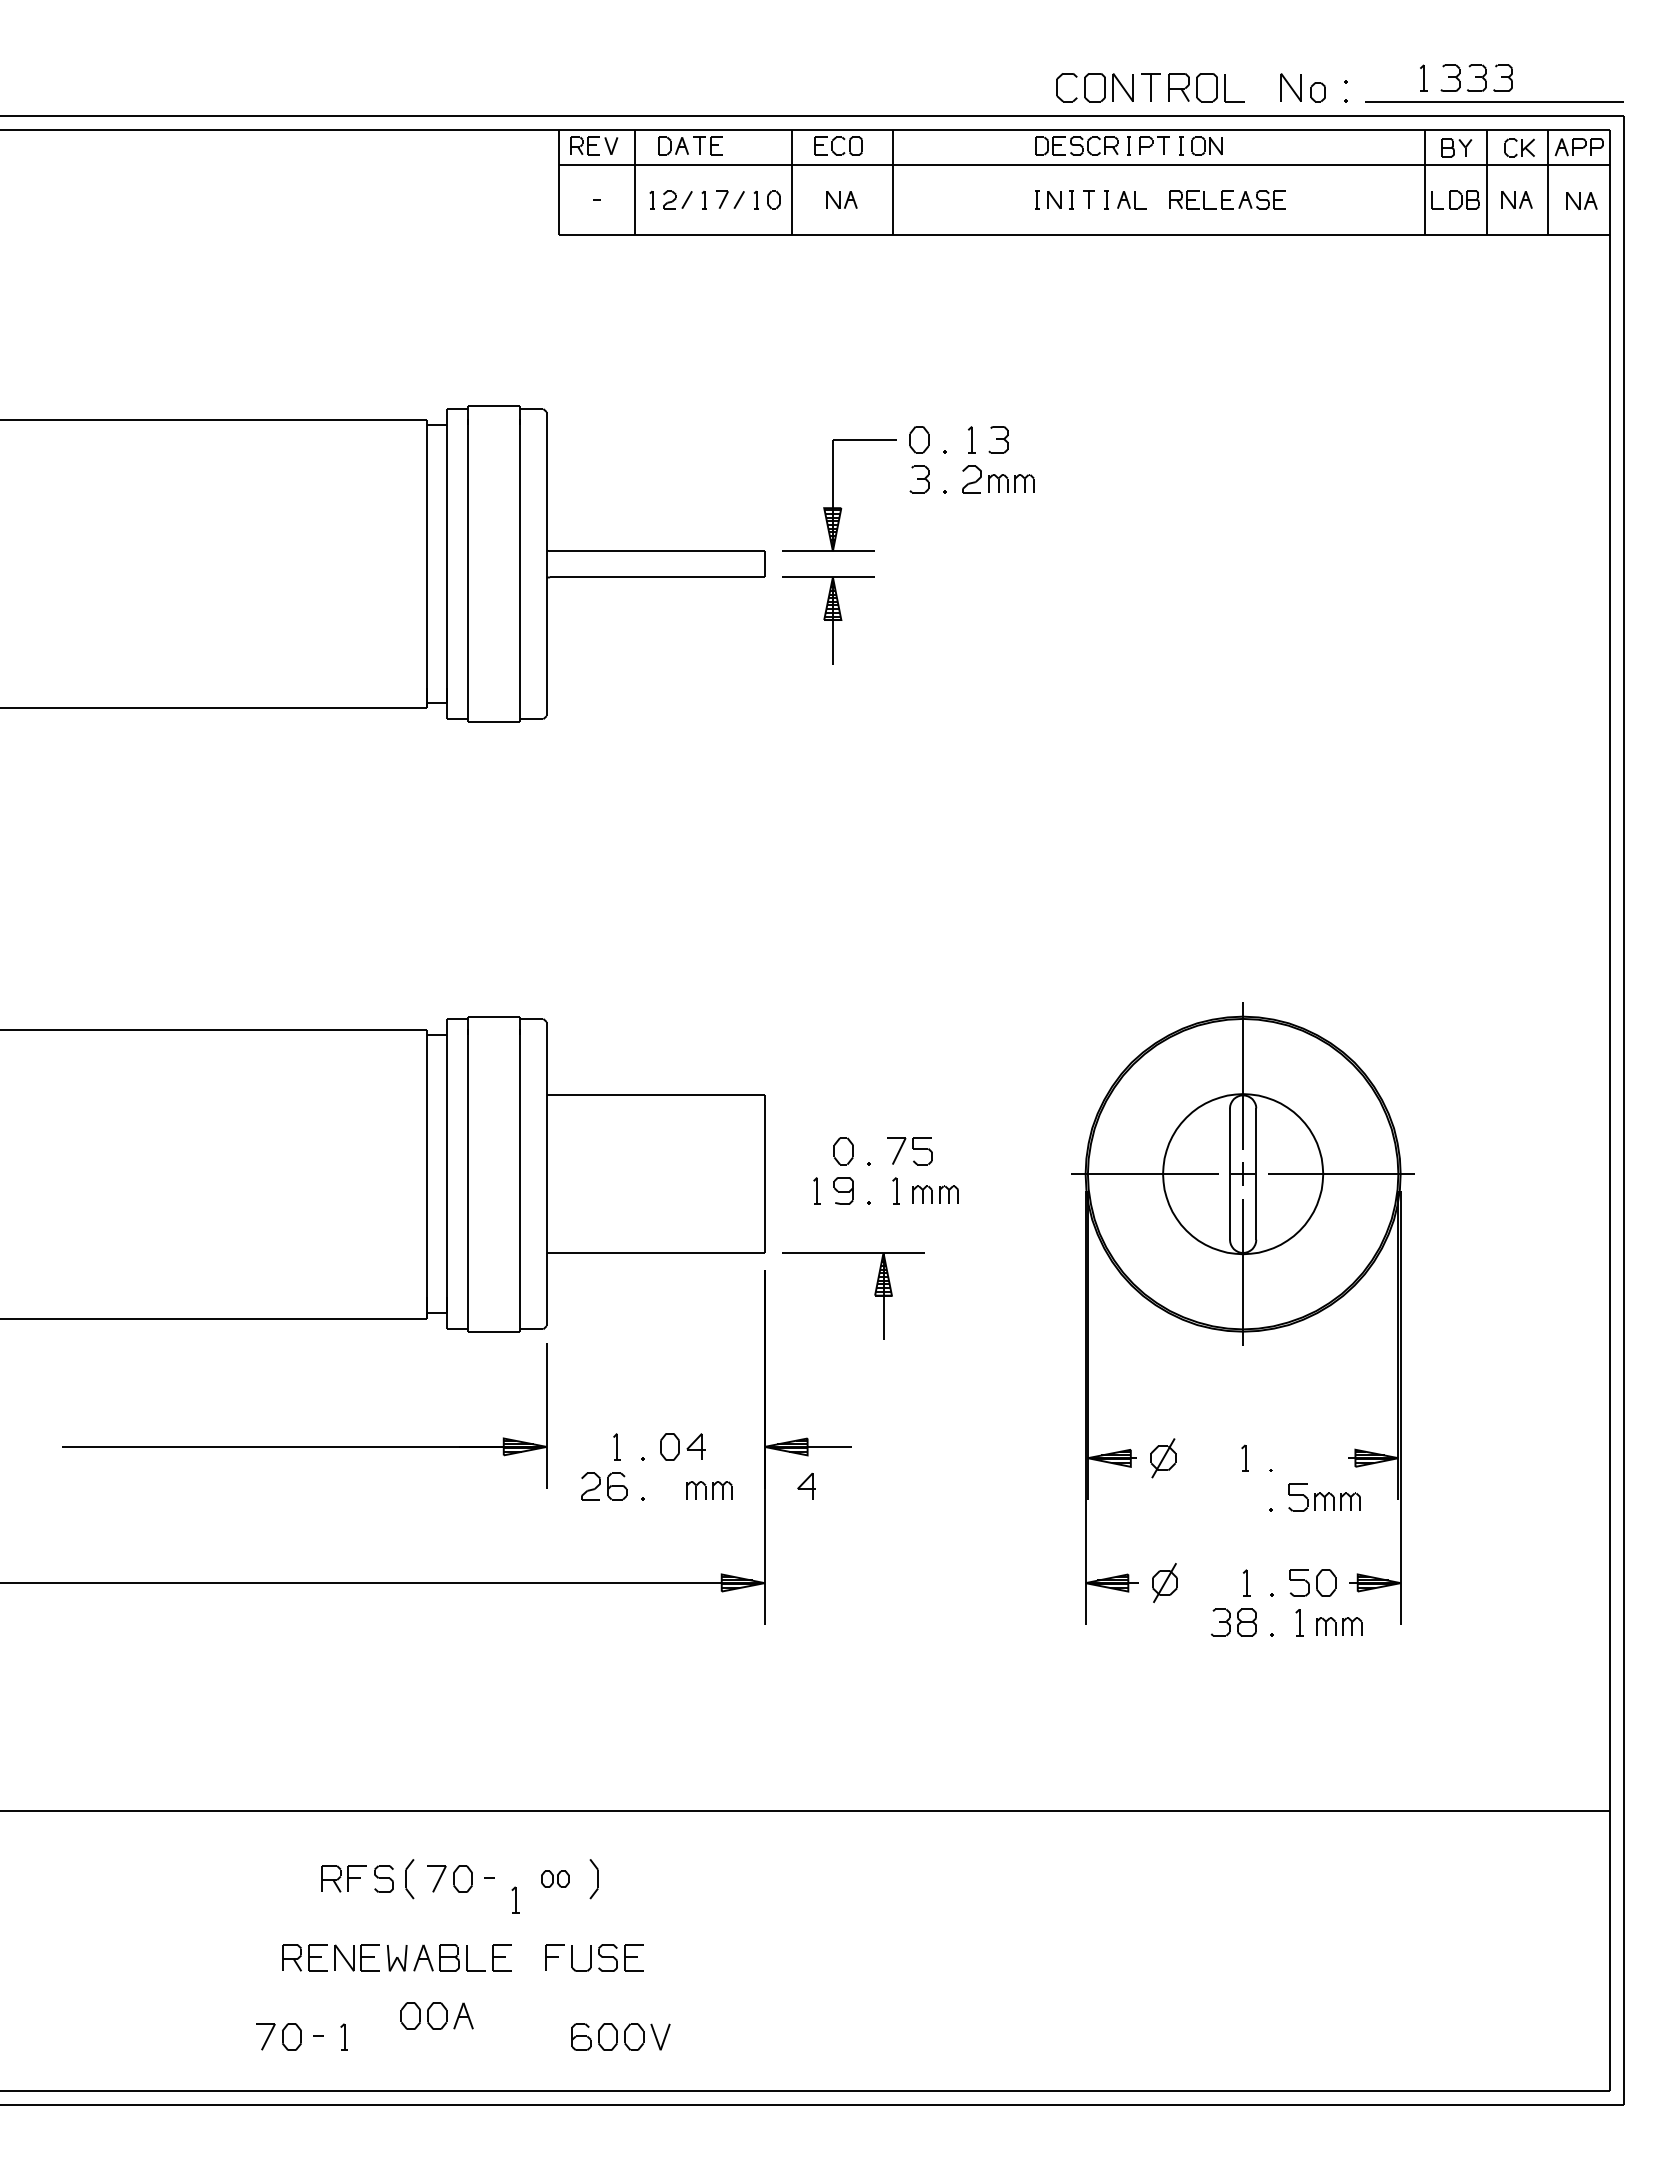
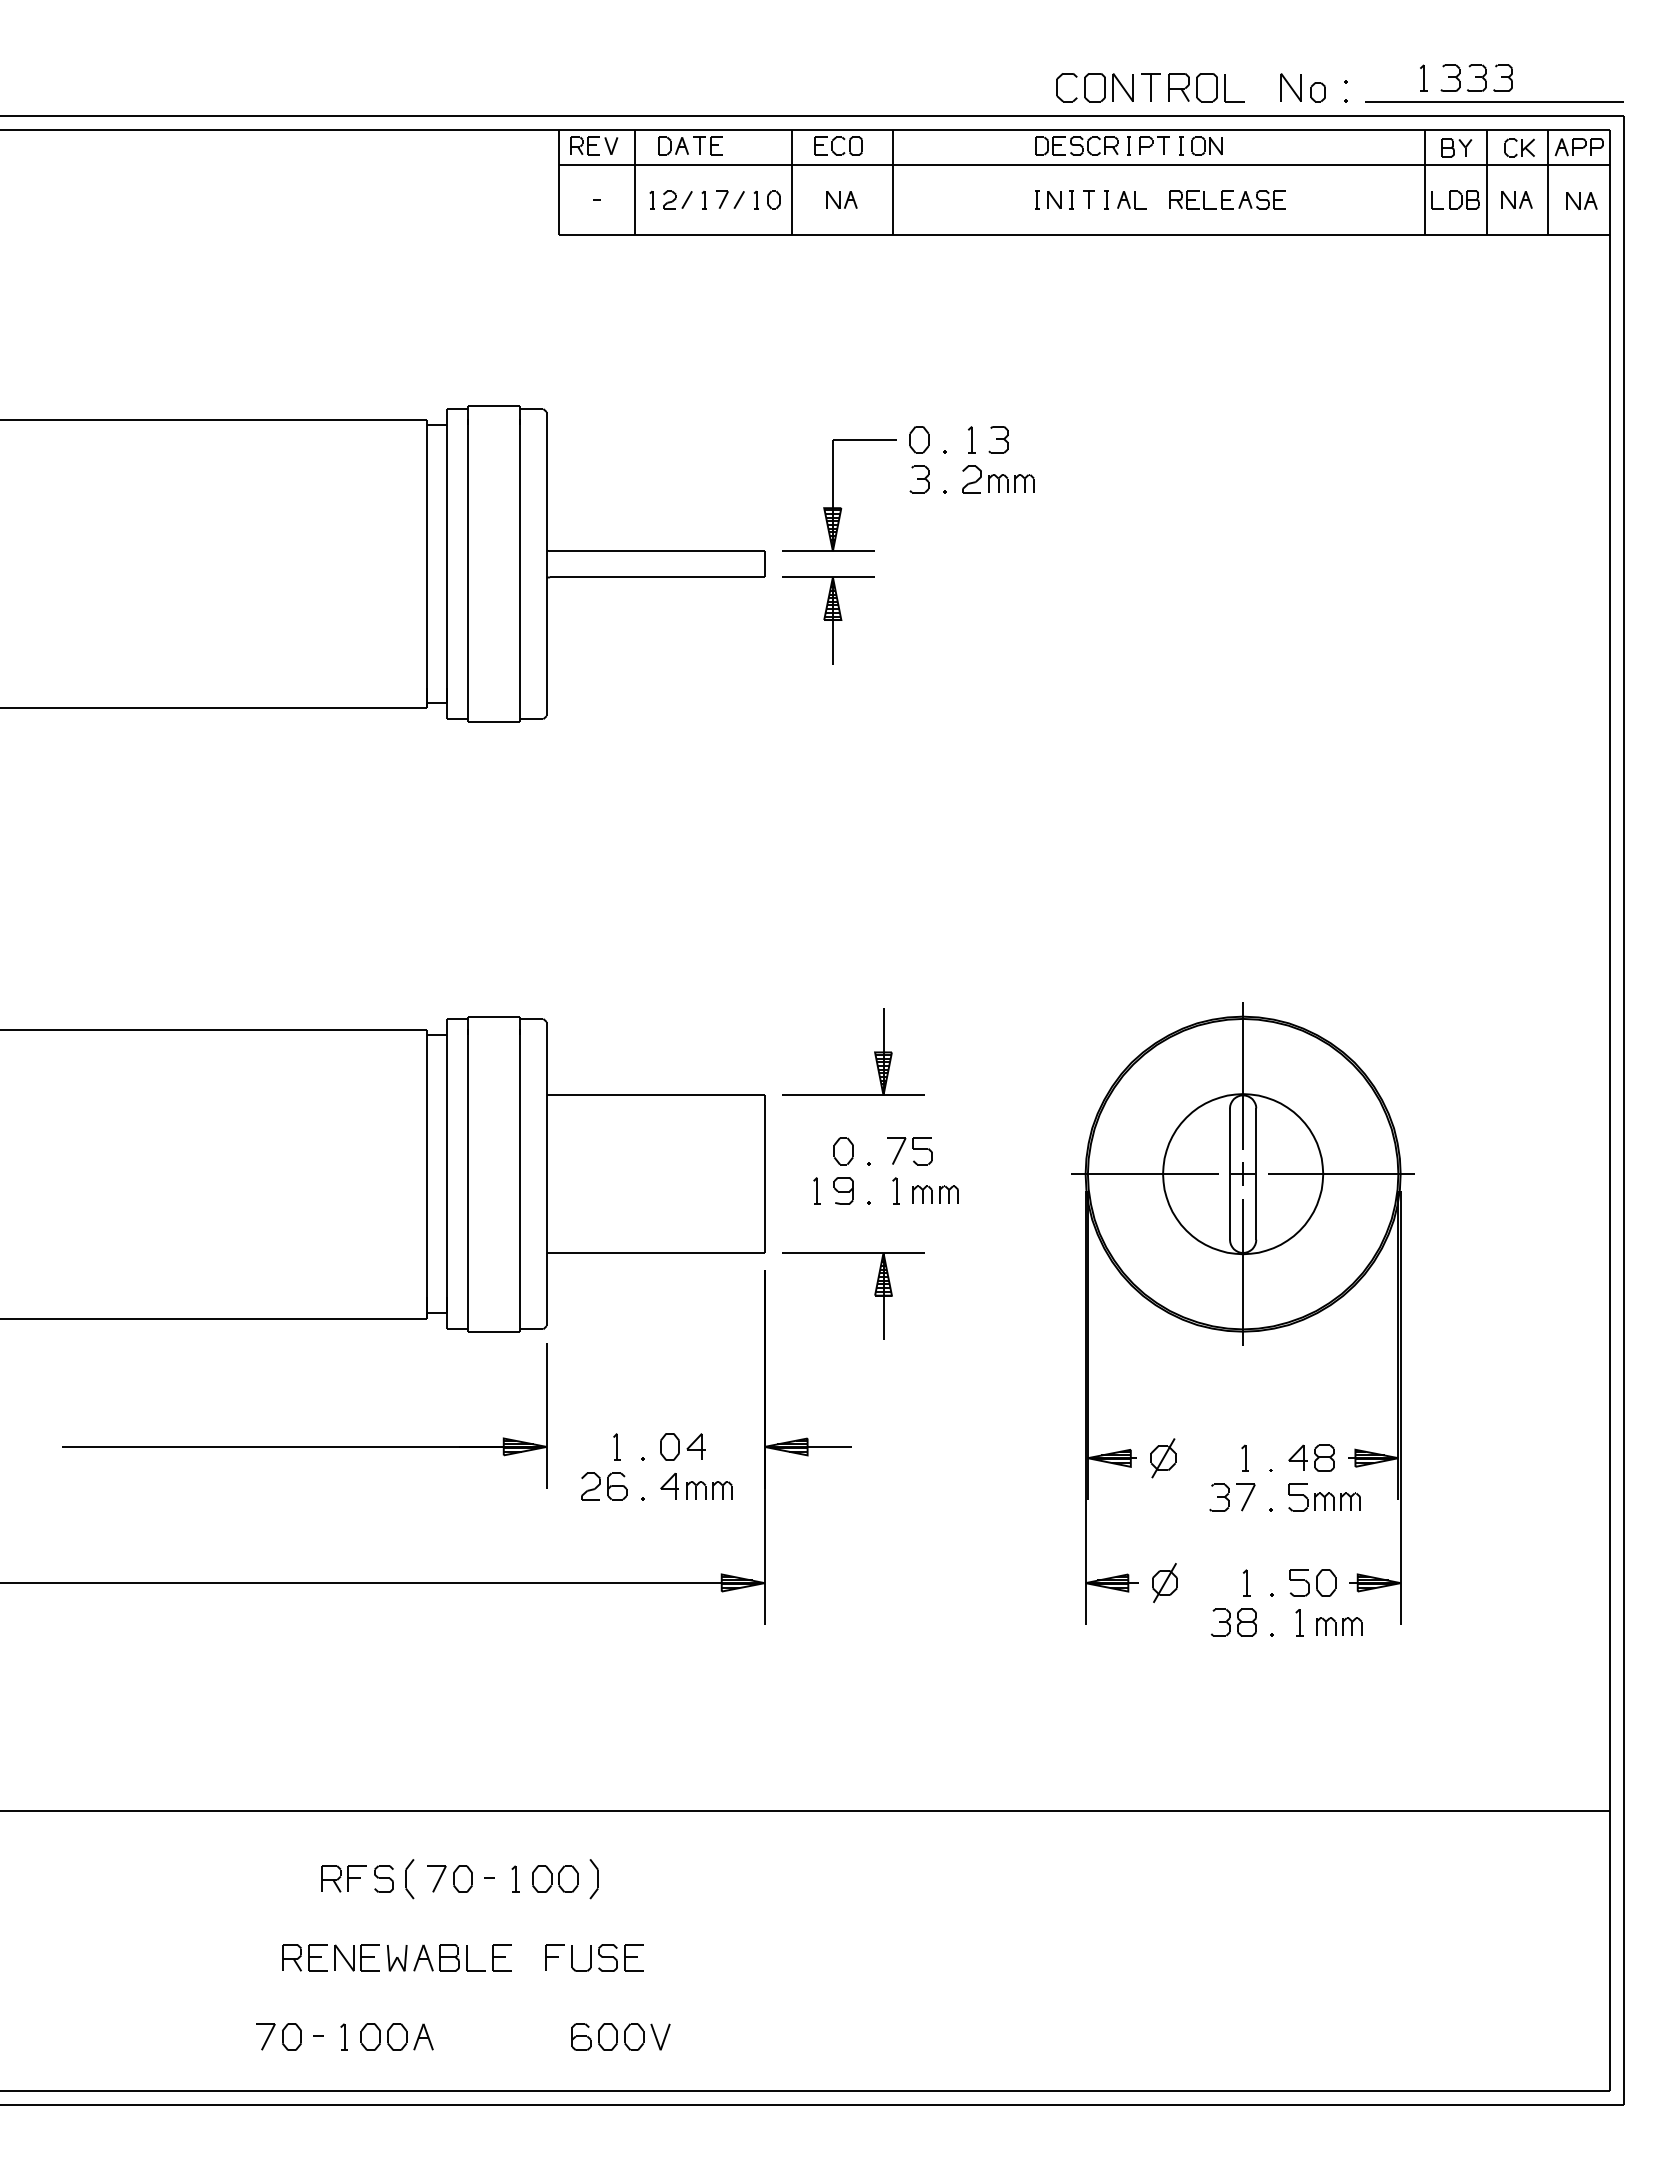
part: none -> present (874, 1051)
part: none -> present (1311, 1457)
part position: (806, 1486) -> (669, 1486) (669, 1486)
part: none -> present (1232, 1497)
part size: 29x18 px -> 47x28 px (555, 1878)
part position: (515, 1899) -> (515, 1878) (515, 1878)
part position: (436, 2015) -> (396, 2036) (396, 2036)
